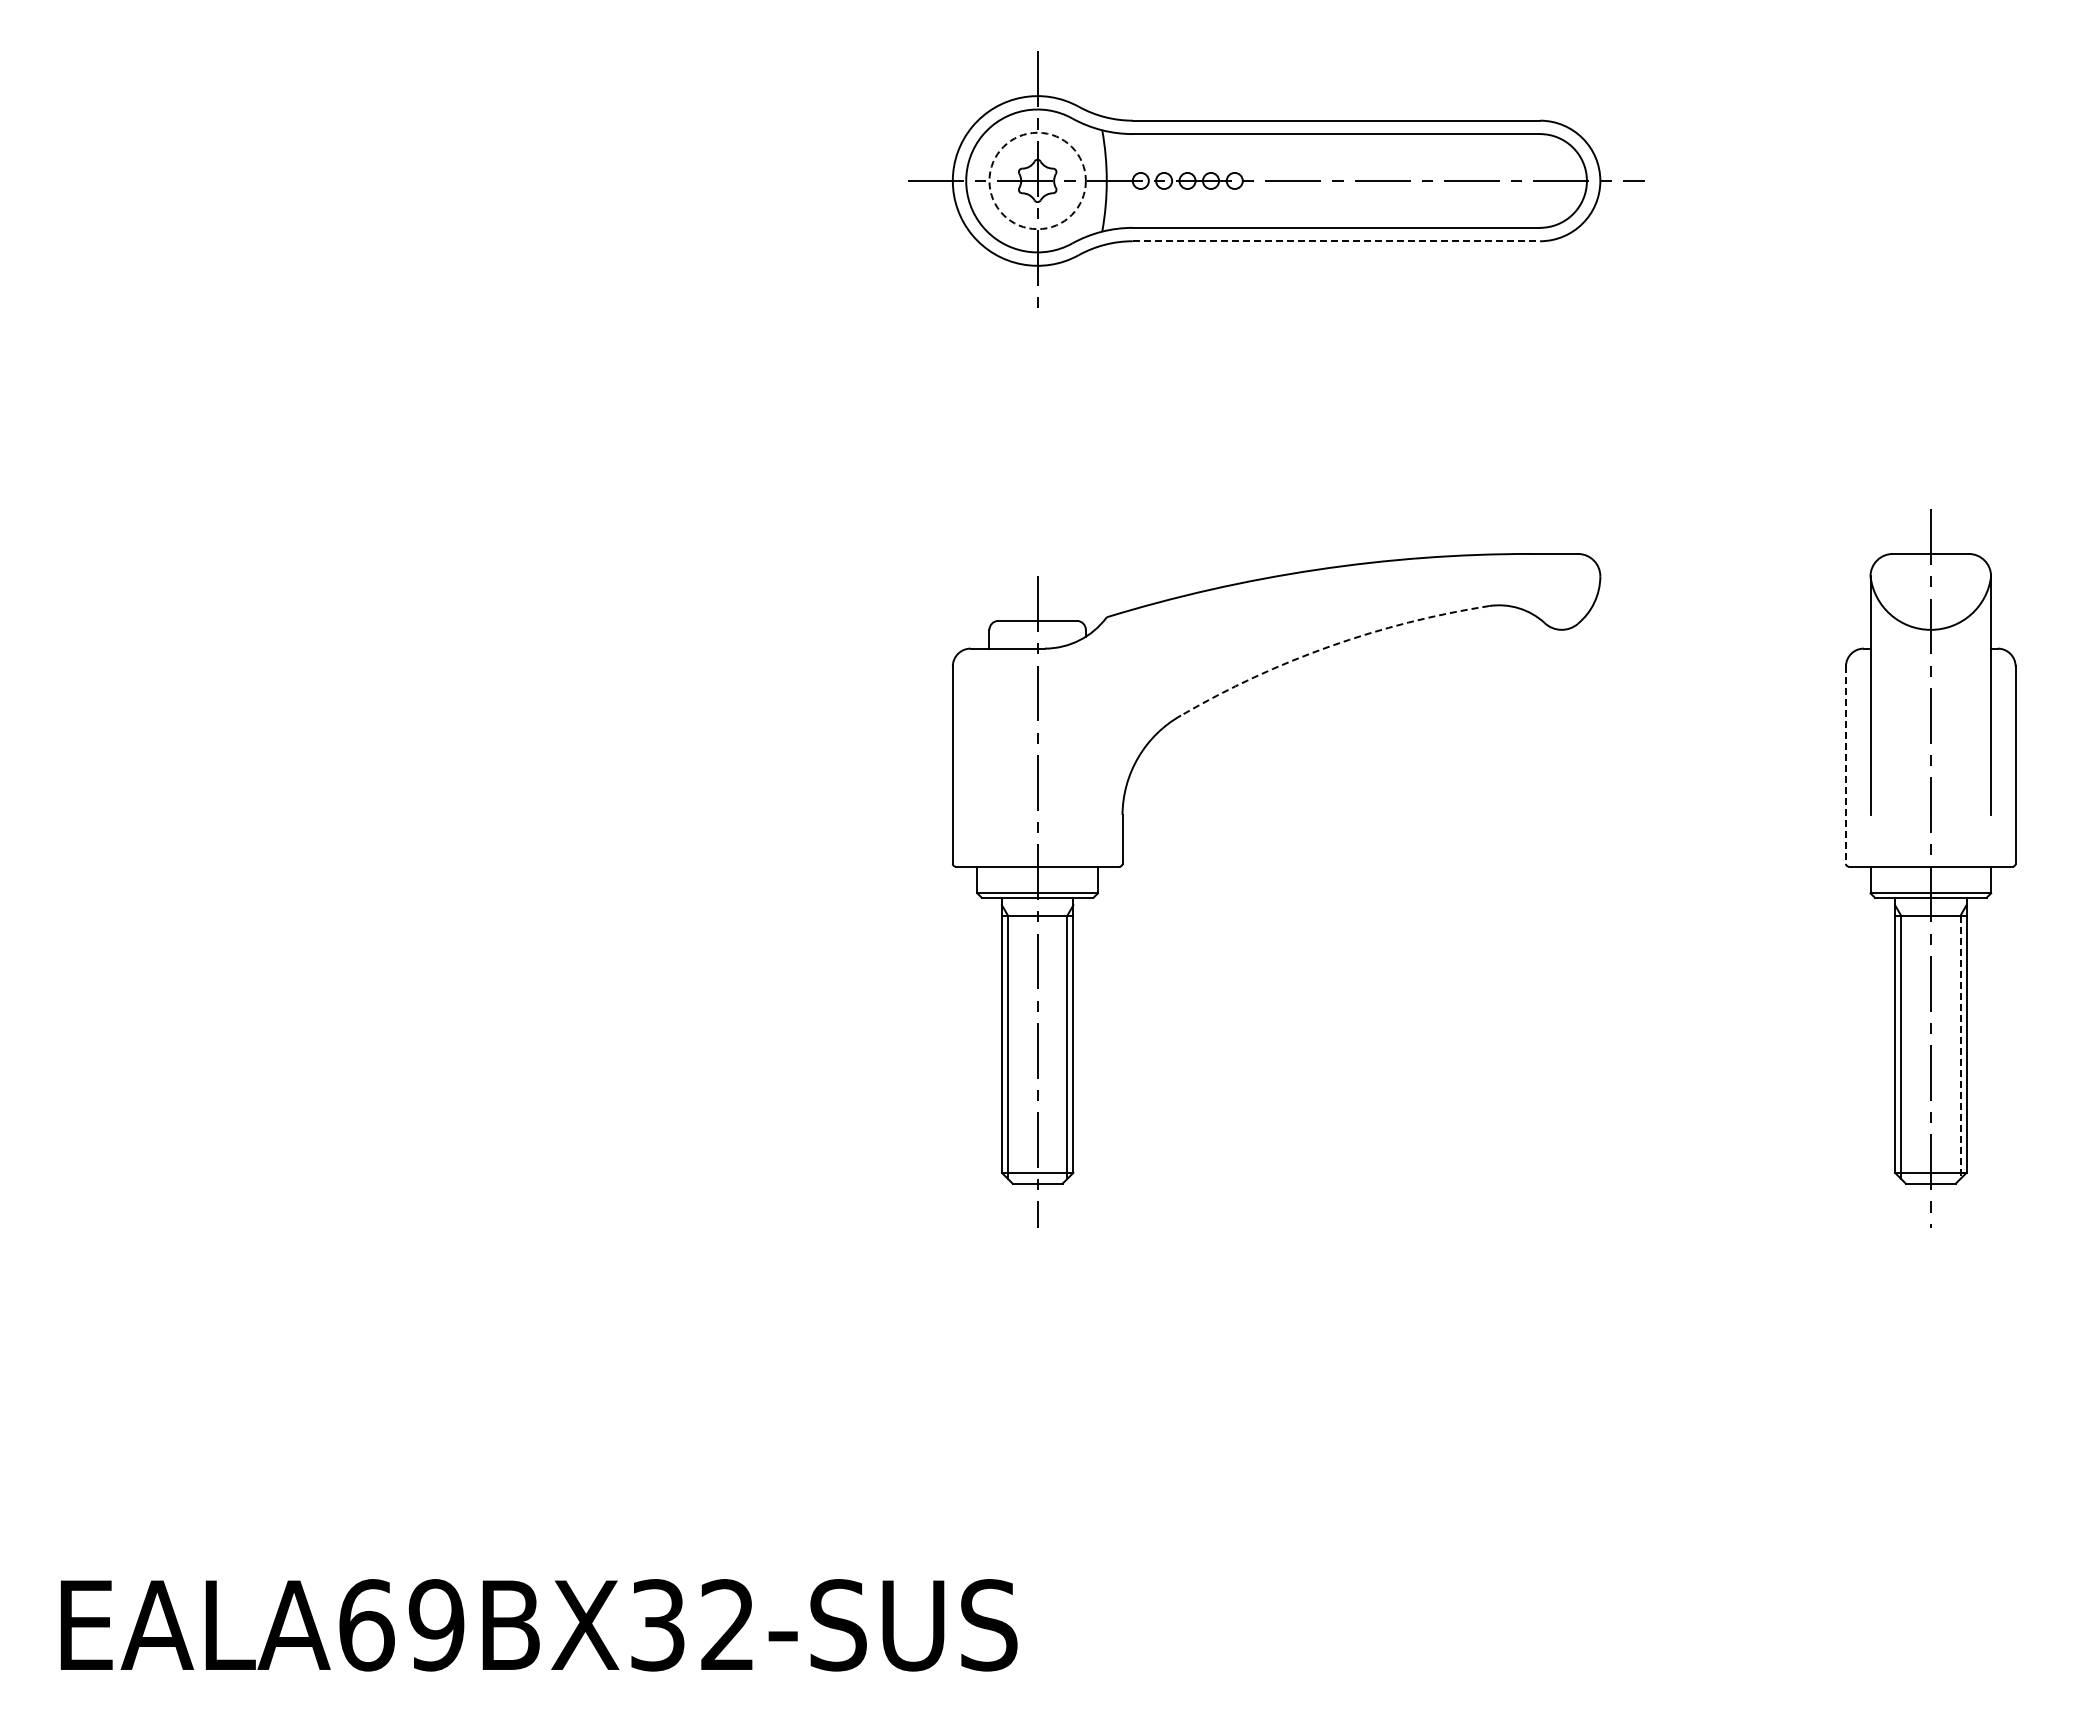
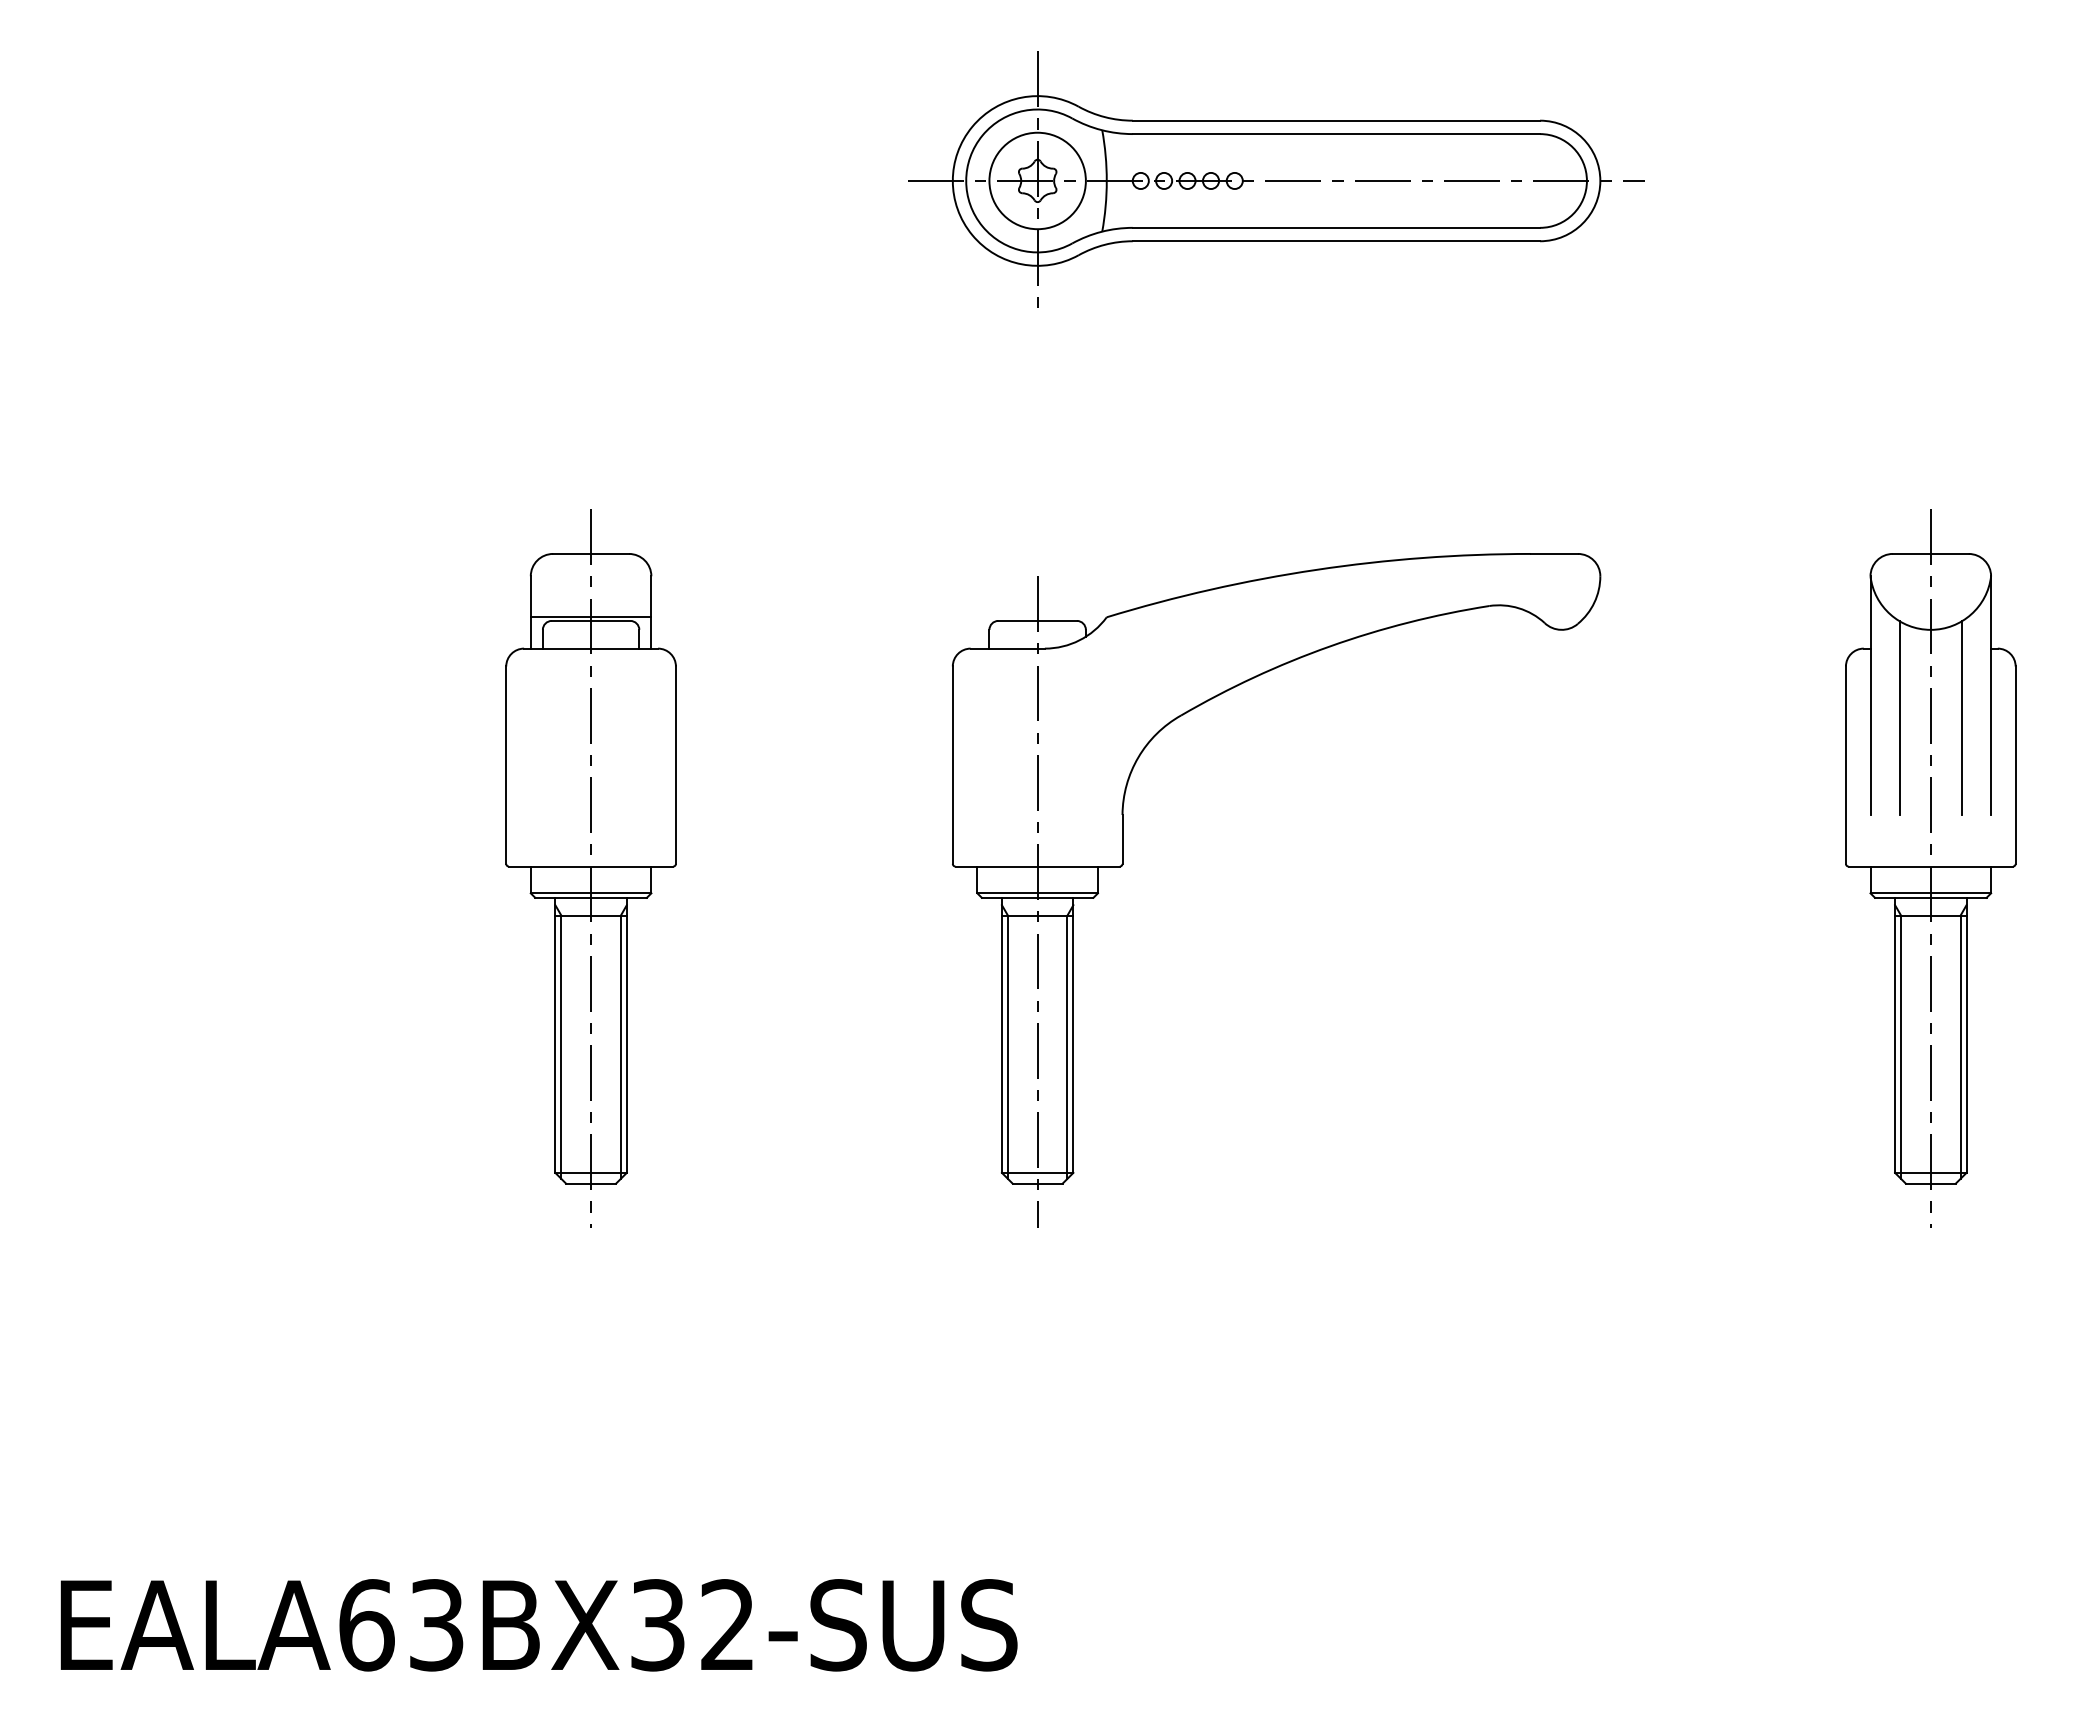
circle: dashed -> solid (1037, 180)
line: dashed -> solid (1336, 241)
arc: dashed -> solid (1330, 646)
line: none -> present (1899, 718)
line: none -> present (1962, 718)
line: dashed -> solid (1845, 765)
part: none -> present (590, 868)
line: dashed -> solid (1960, 1047)
text: EALA69BX32-SUS -> EALA63BX32-SUS (436, 1625)
